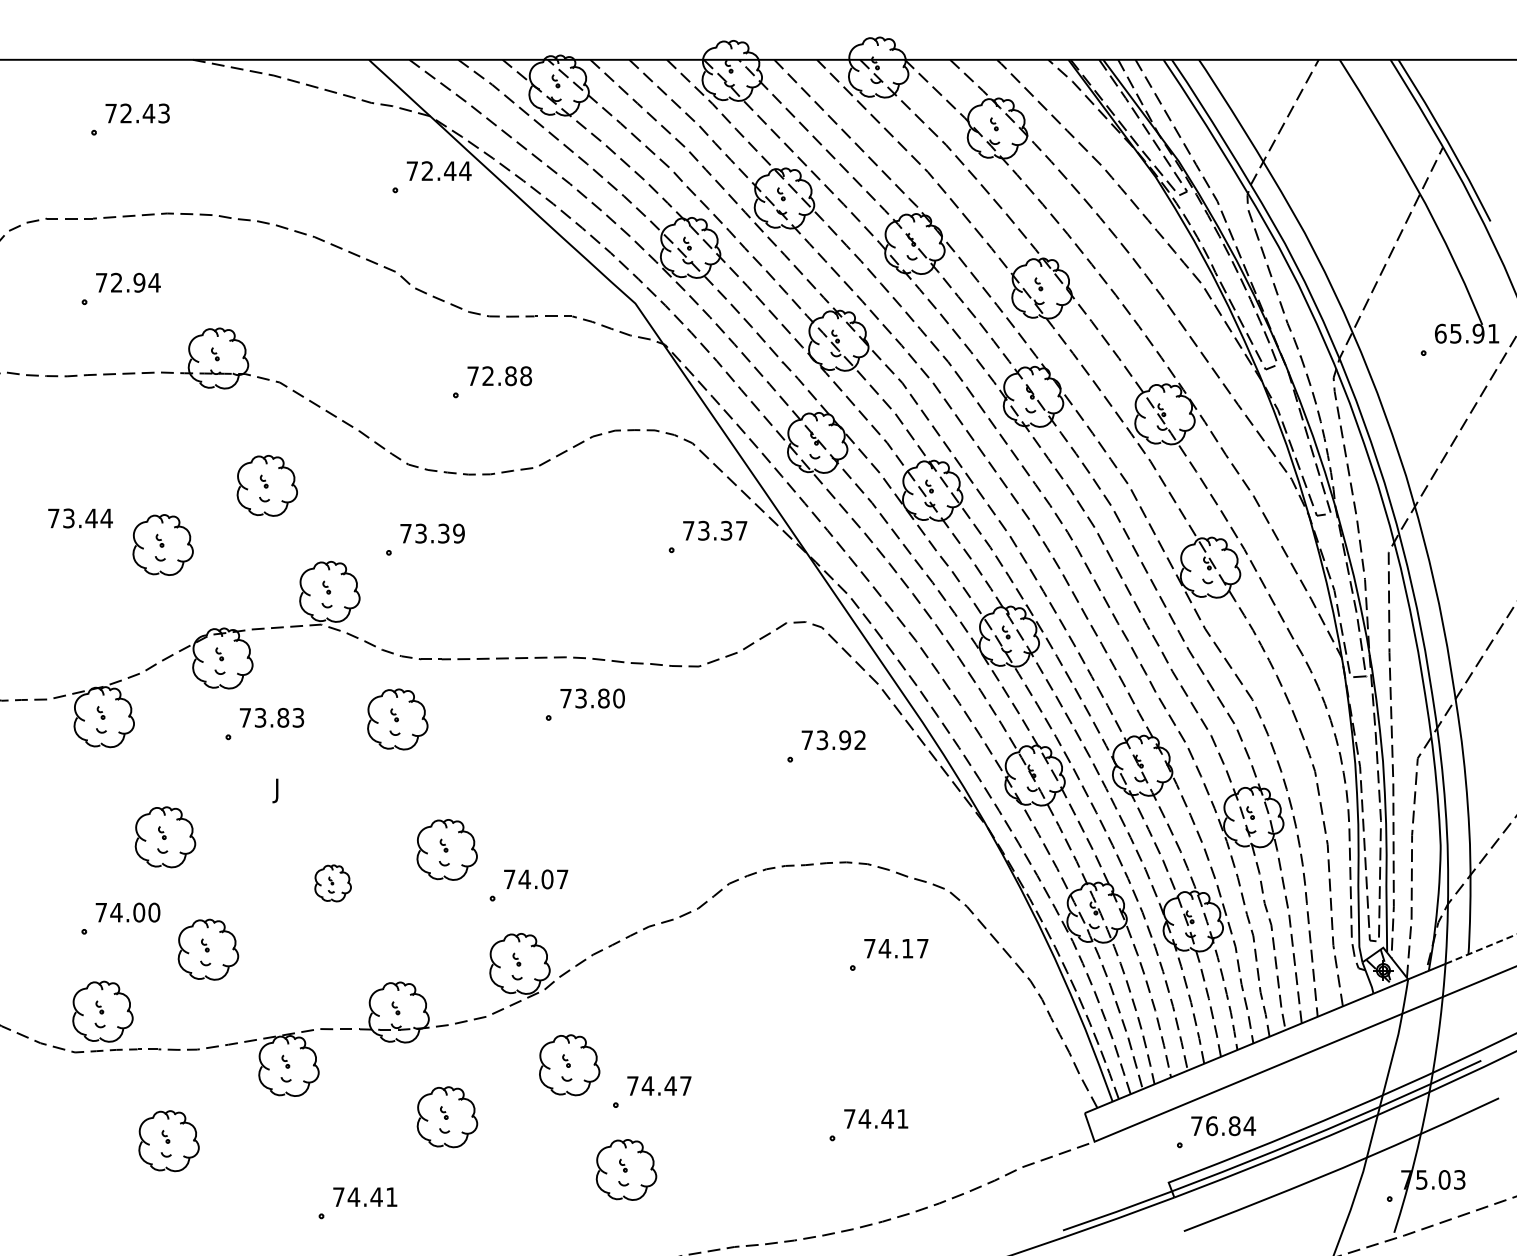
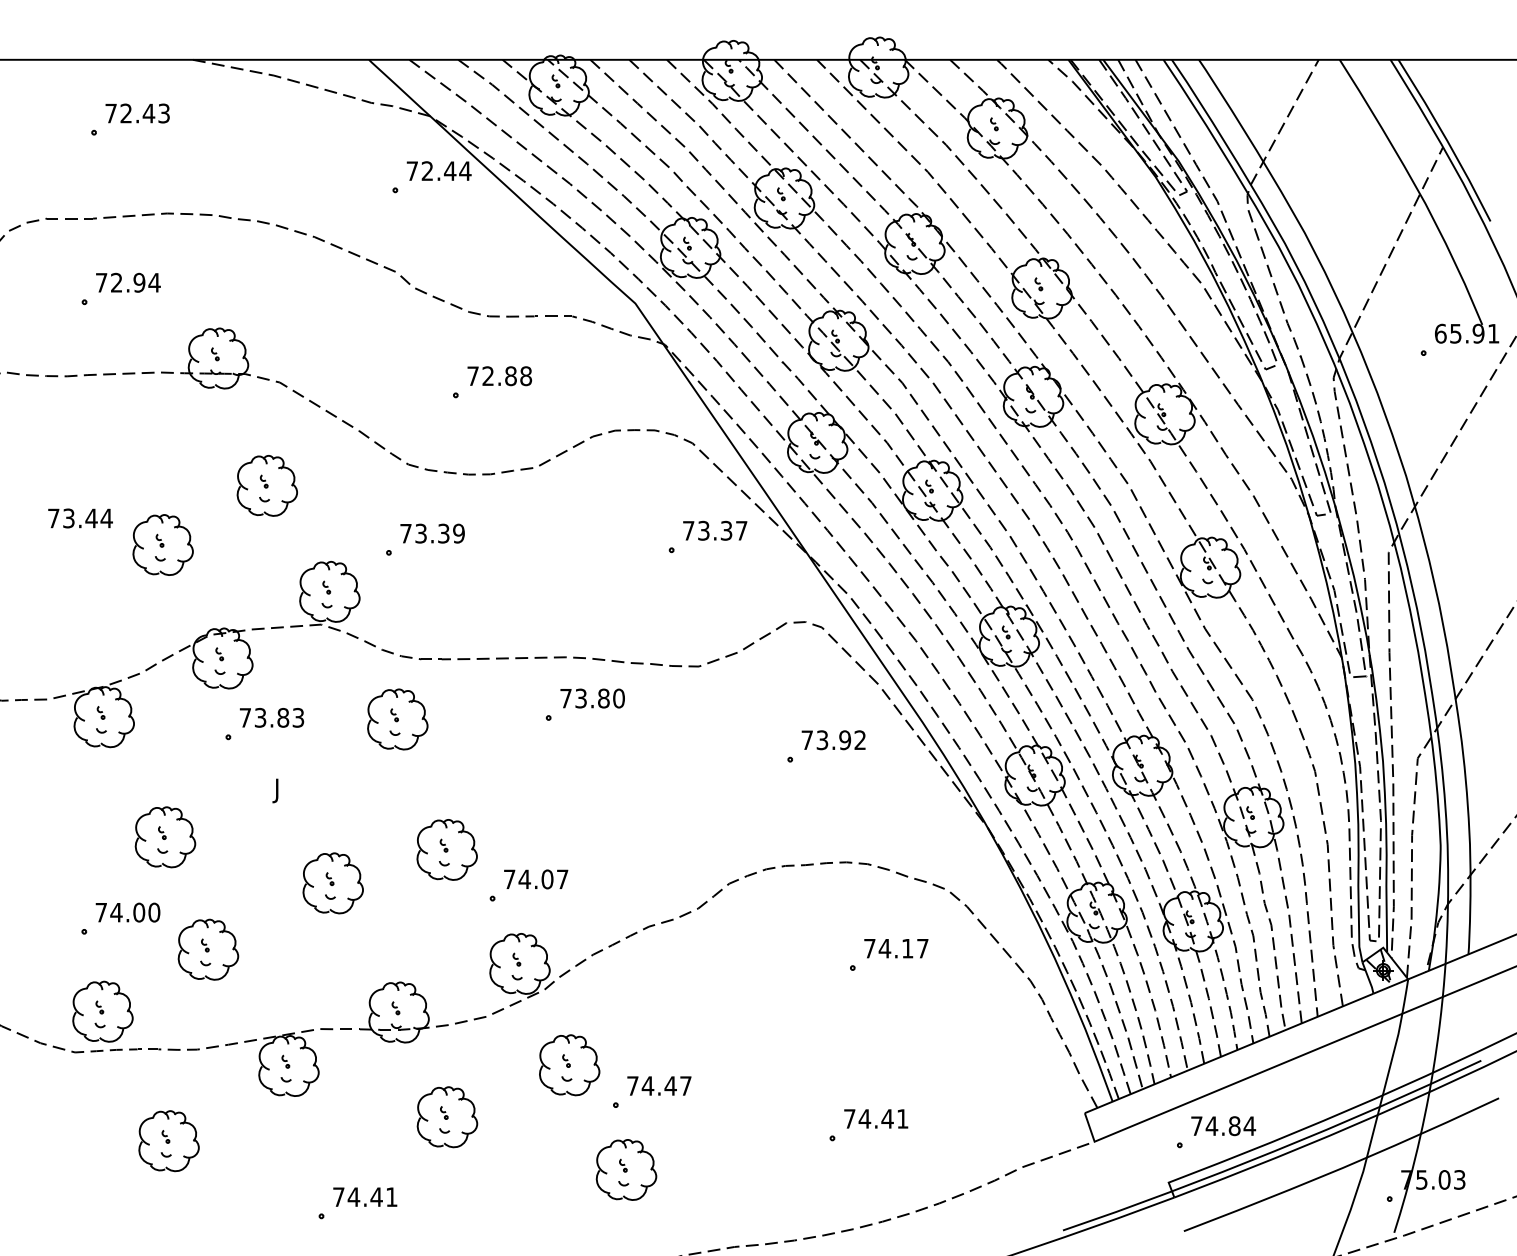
part size: 38x39 px -> 62x63 px (332, 883)
line: dashed -> solid (1481, 949)
text: 76.84 -> 74.84 (1211, 1126)
